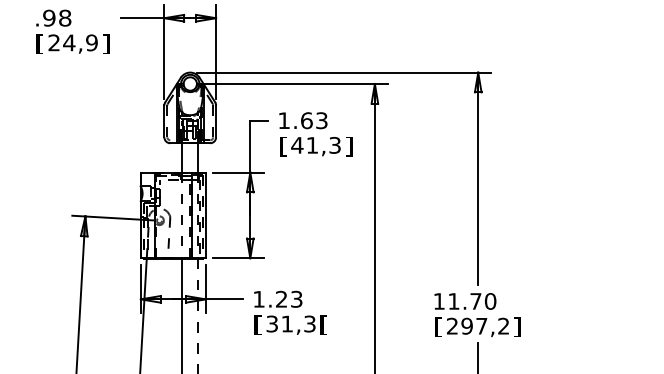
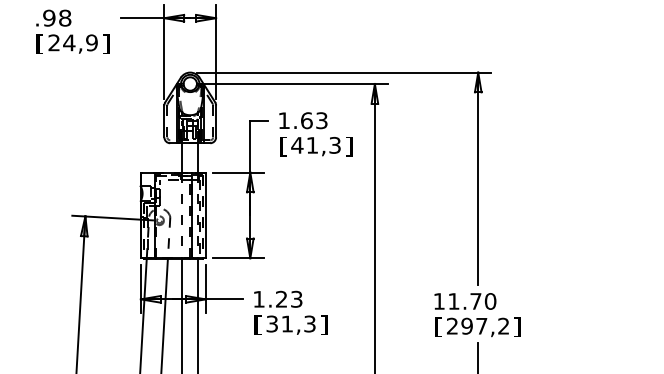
line: none -> present (164, 314)
line: dashed -> solid (198, 316)
text: [ -> ] (323, 324)
